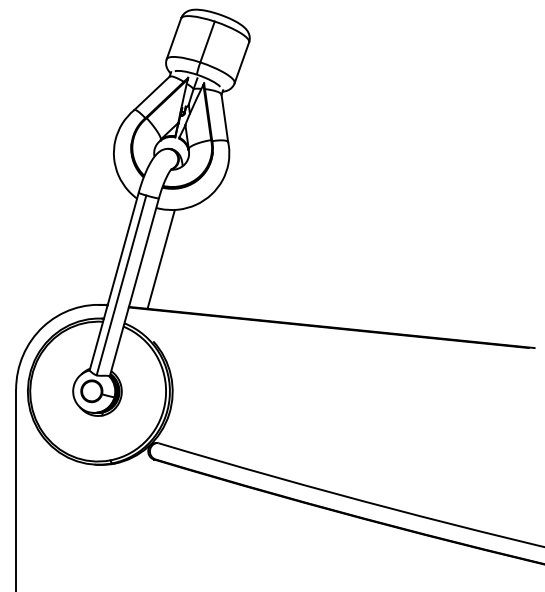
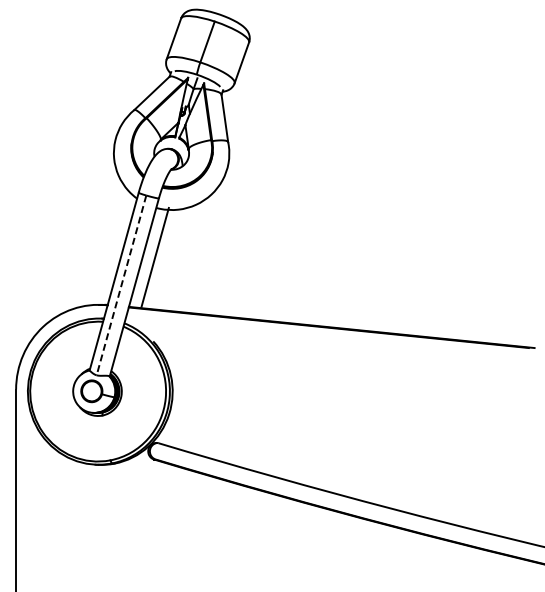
line position: (160, 258) -> (154, 256) (154, 256)
line: solid -> dashed (121, 285)
